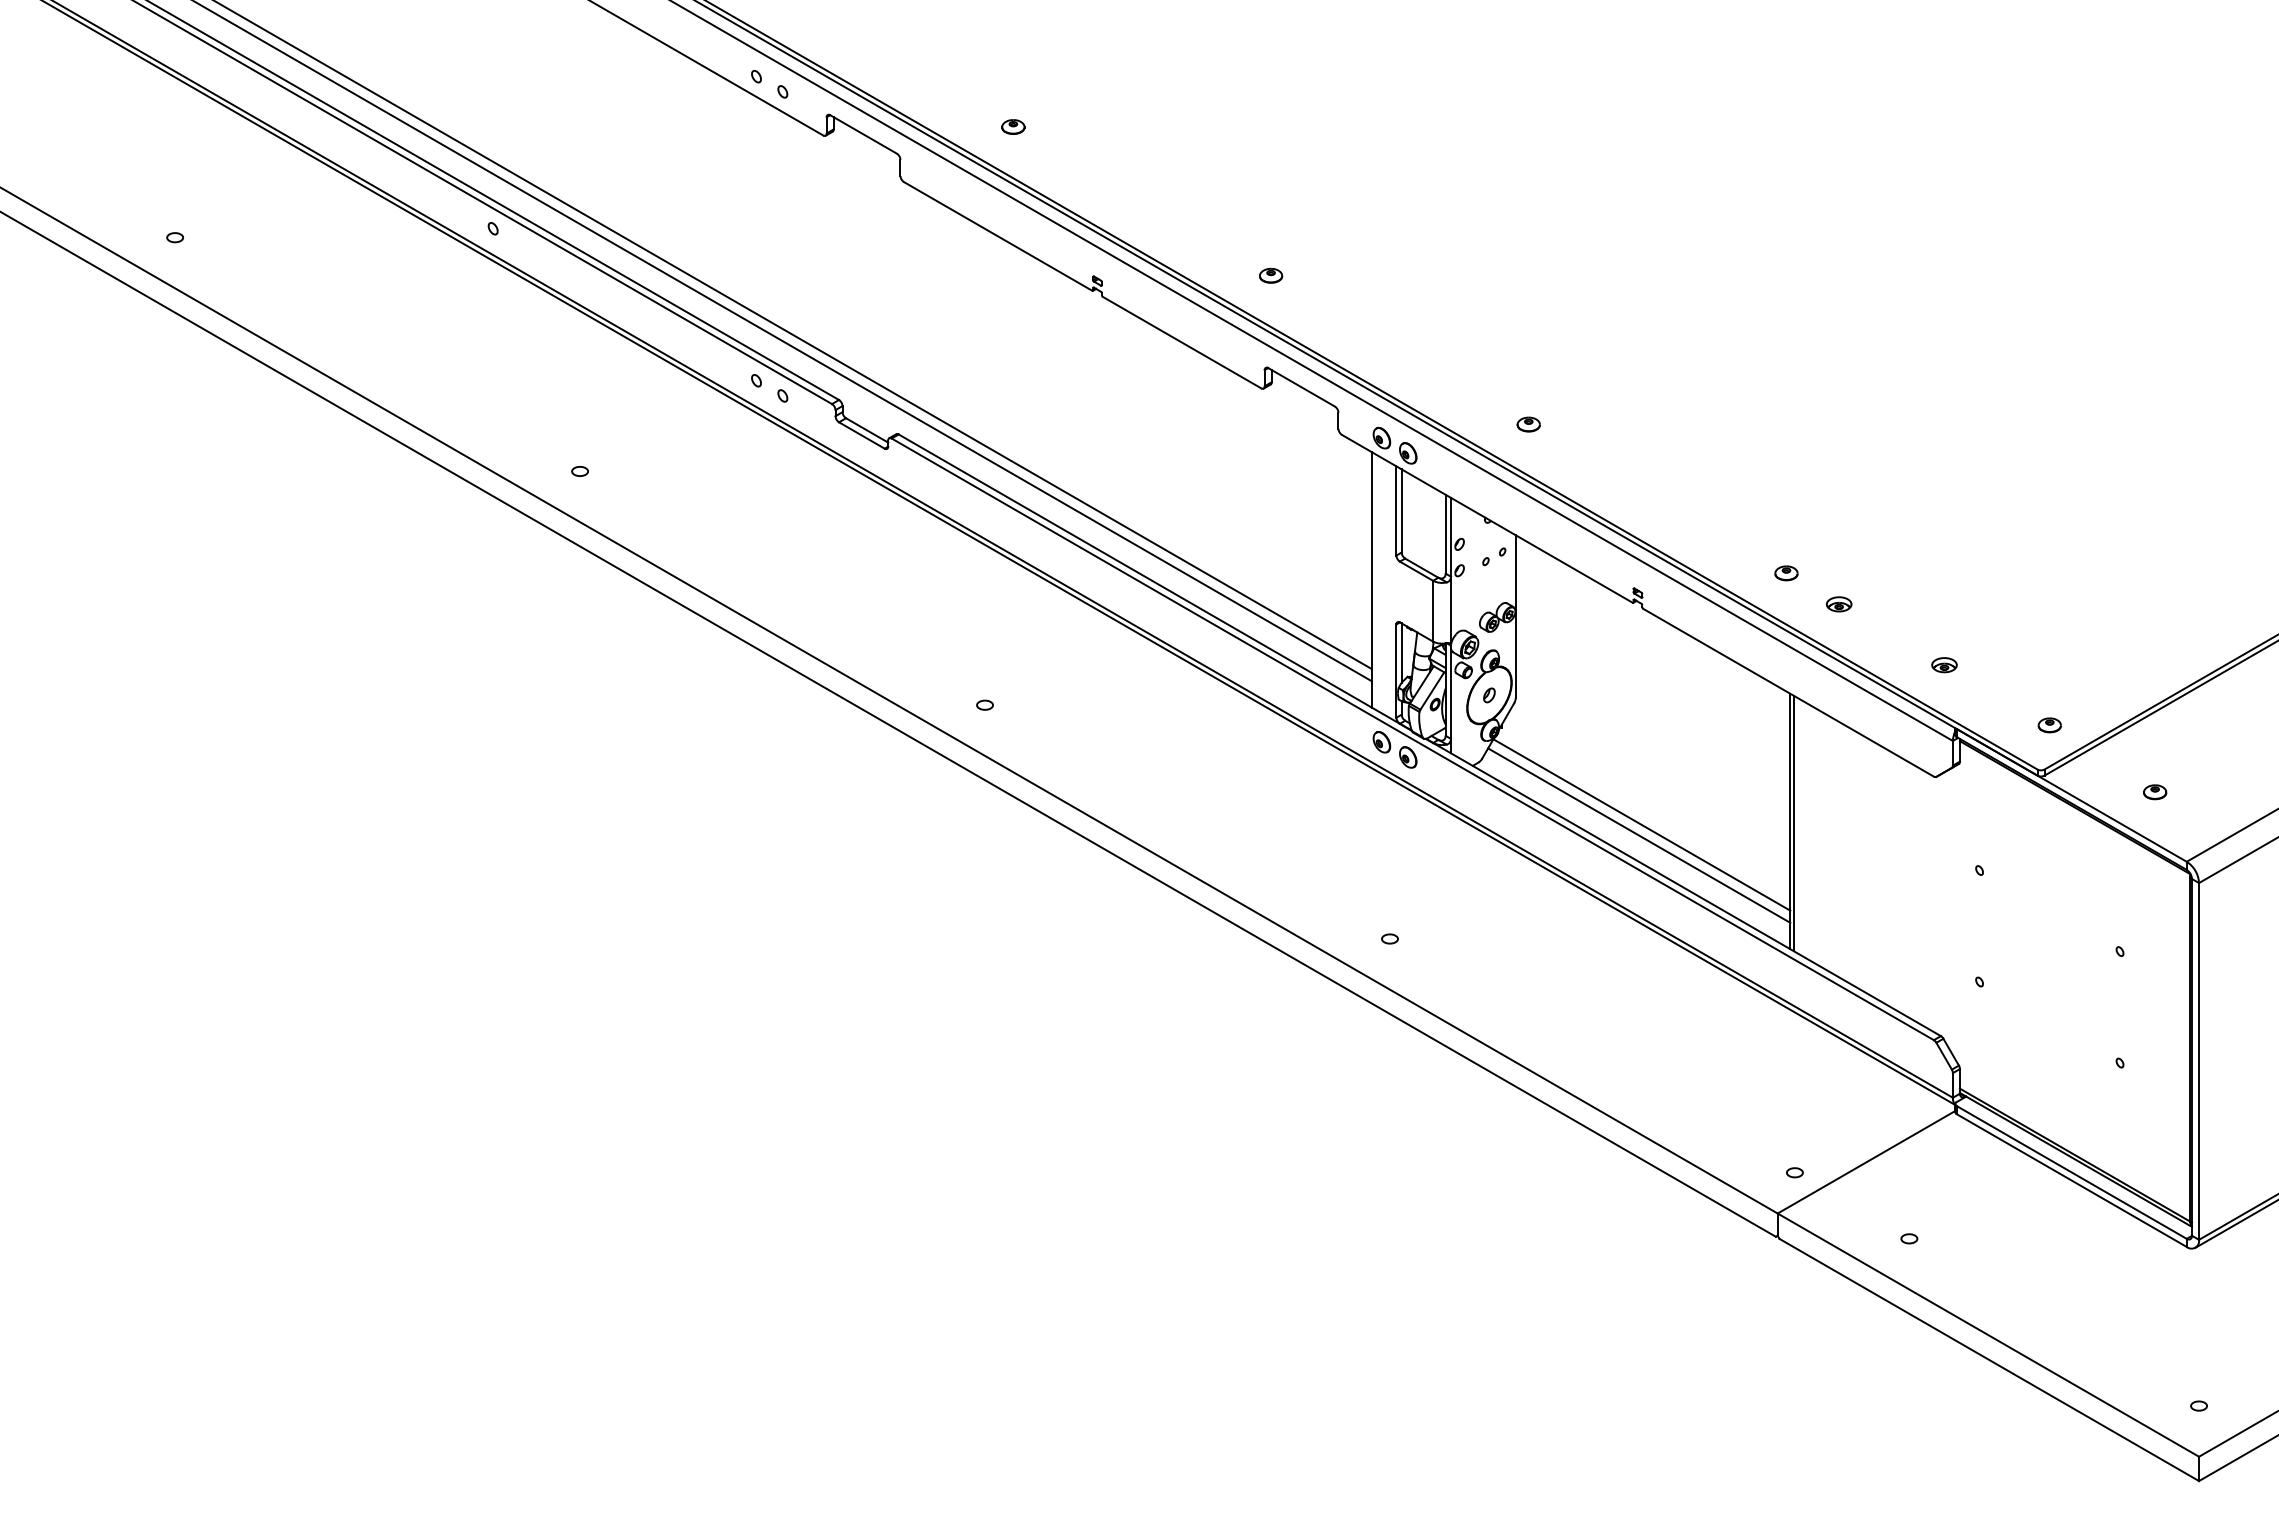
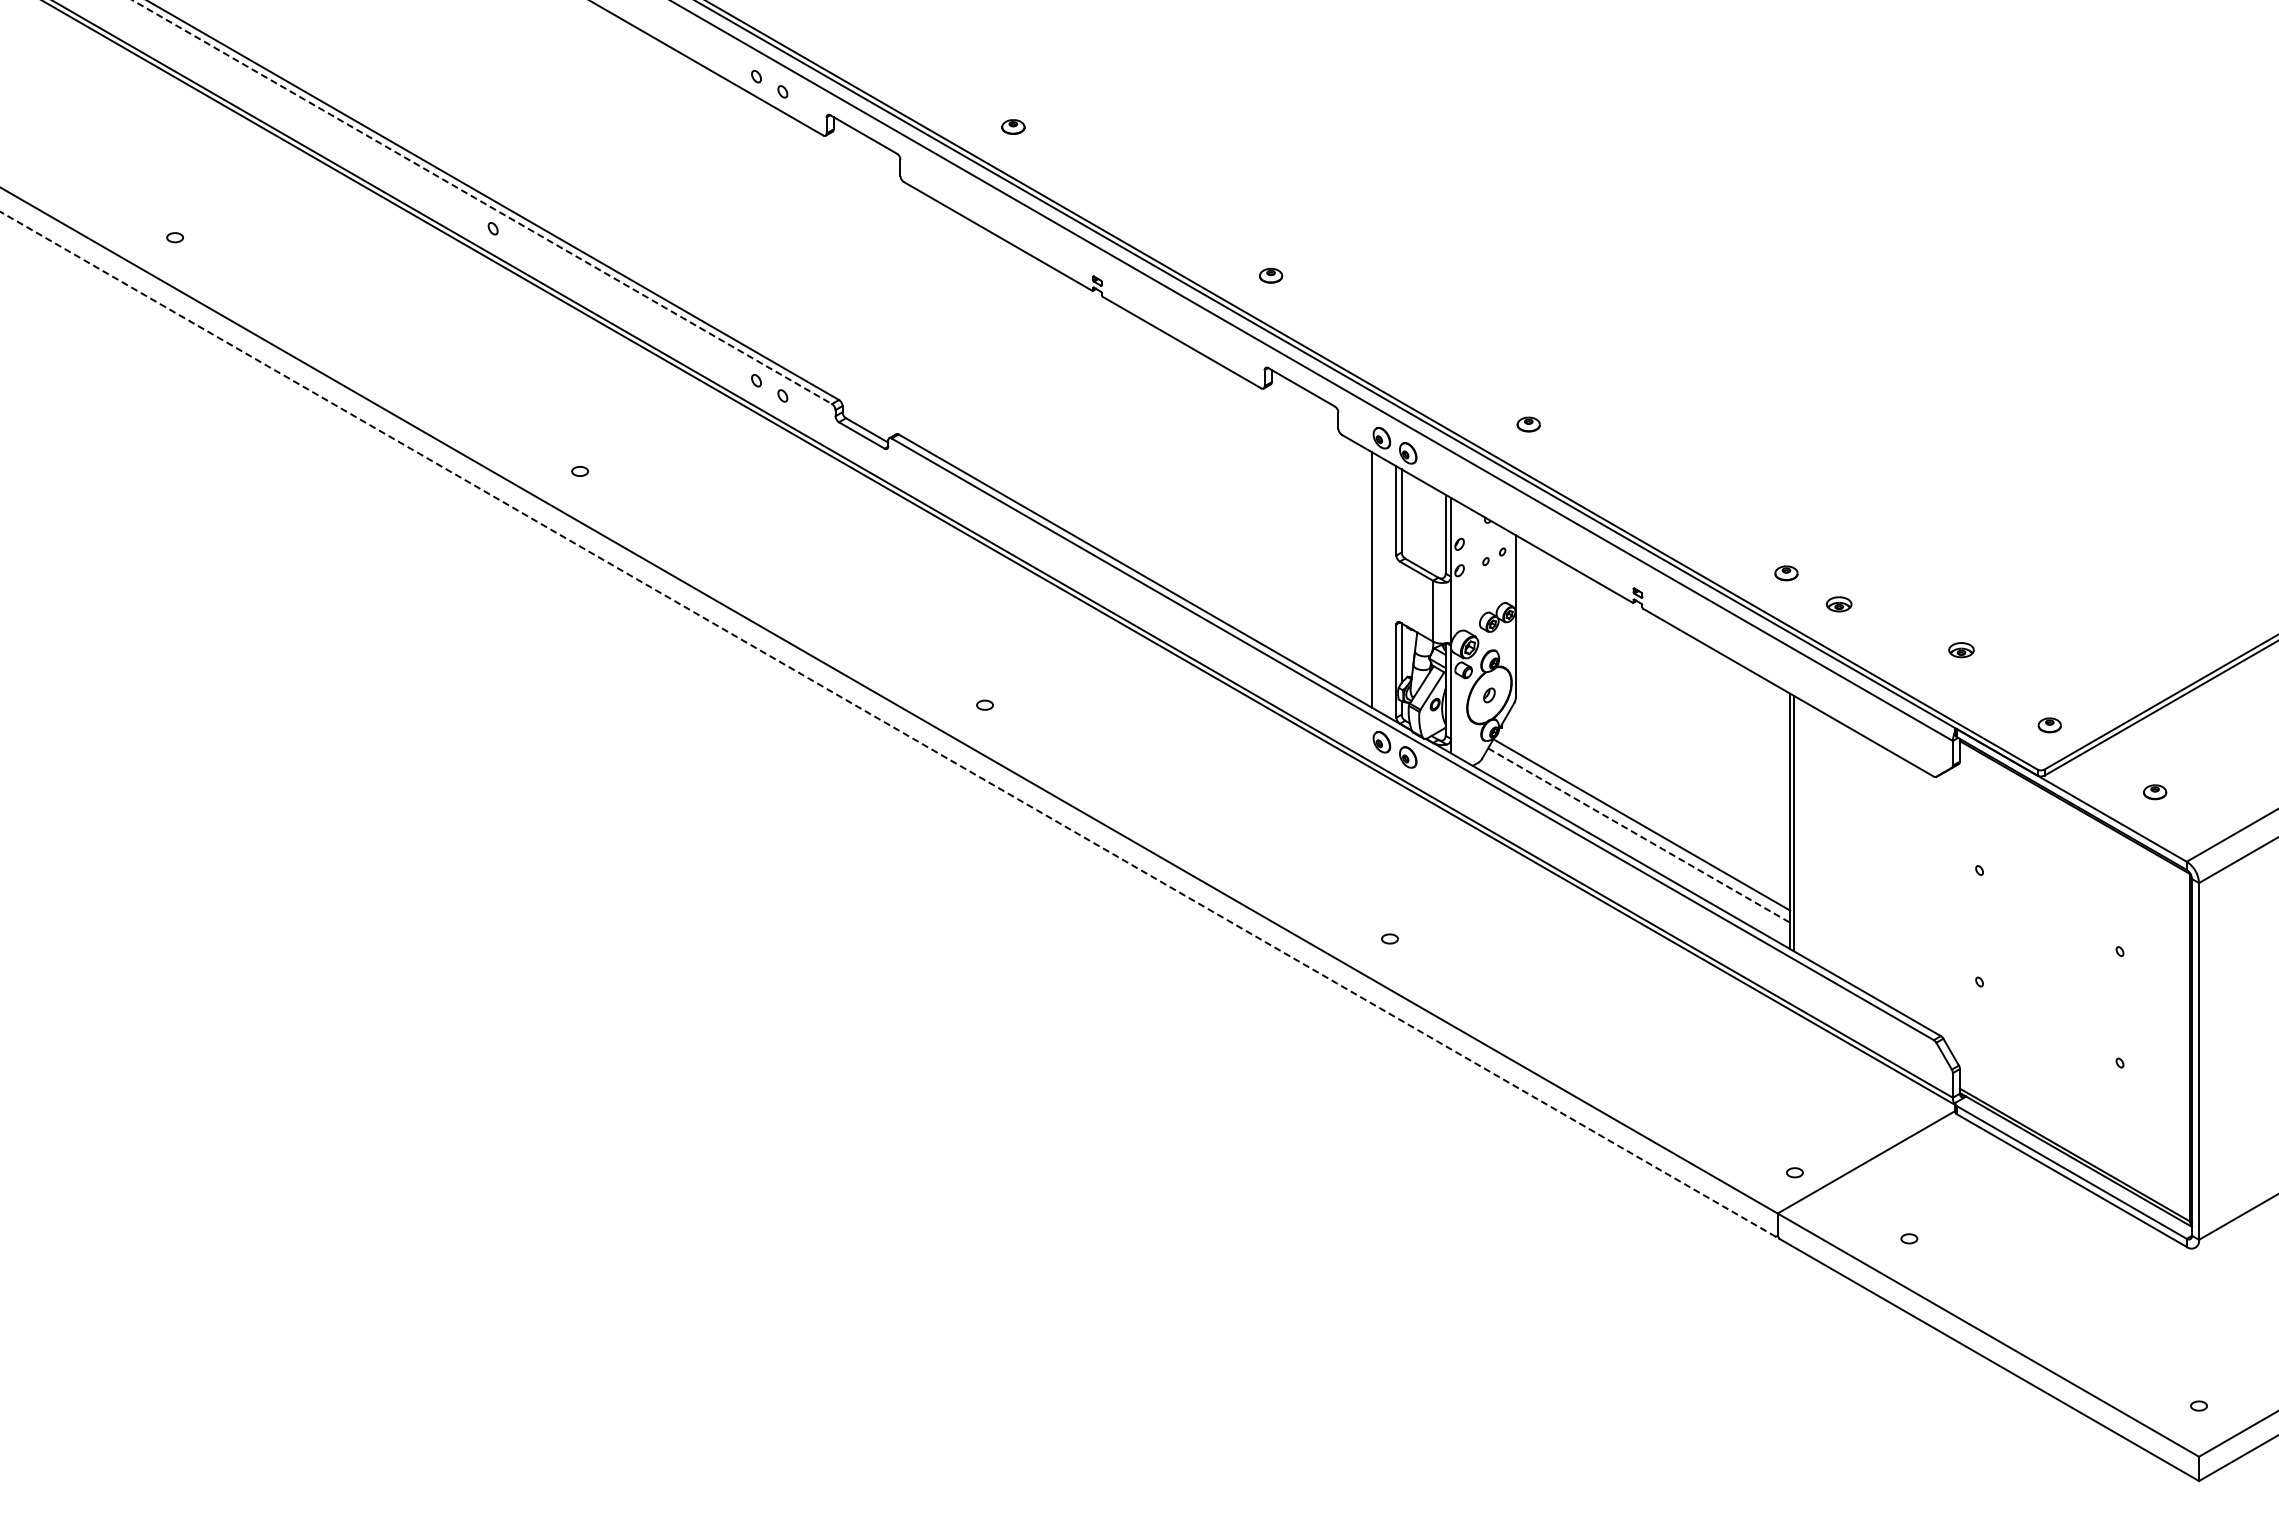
line: solid -> dashed (482, 202)
line: present -> none (793, 335)
line: present -> none (783, 341)
part position: (1944, 665) -> (1961, 650) (1961, 650)
line: solid -> dashed (888, 724)
line: solid -> dashed (1639, 835)
line: present -> none (2235, 1224)
